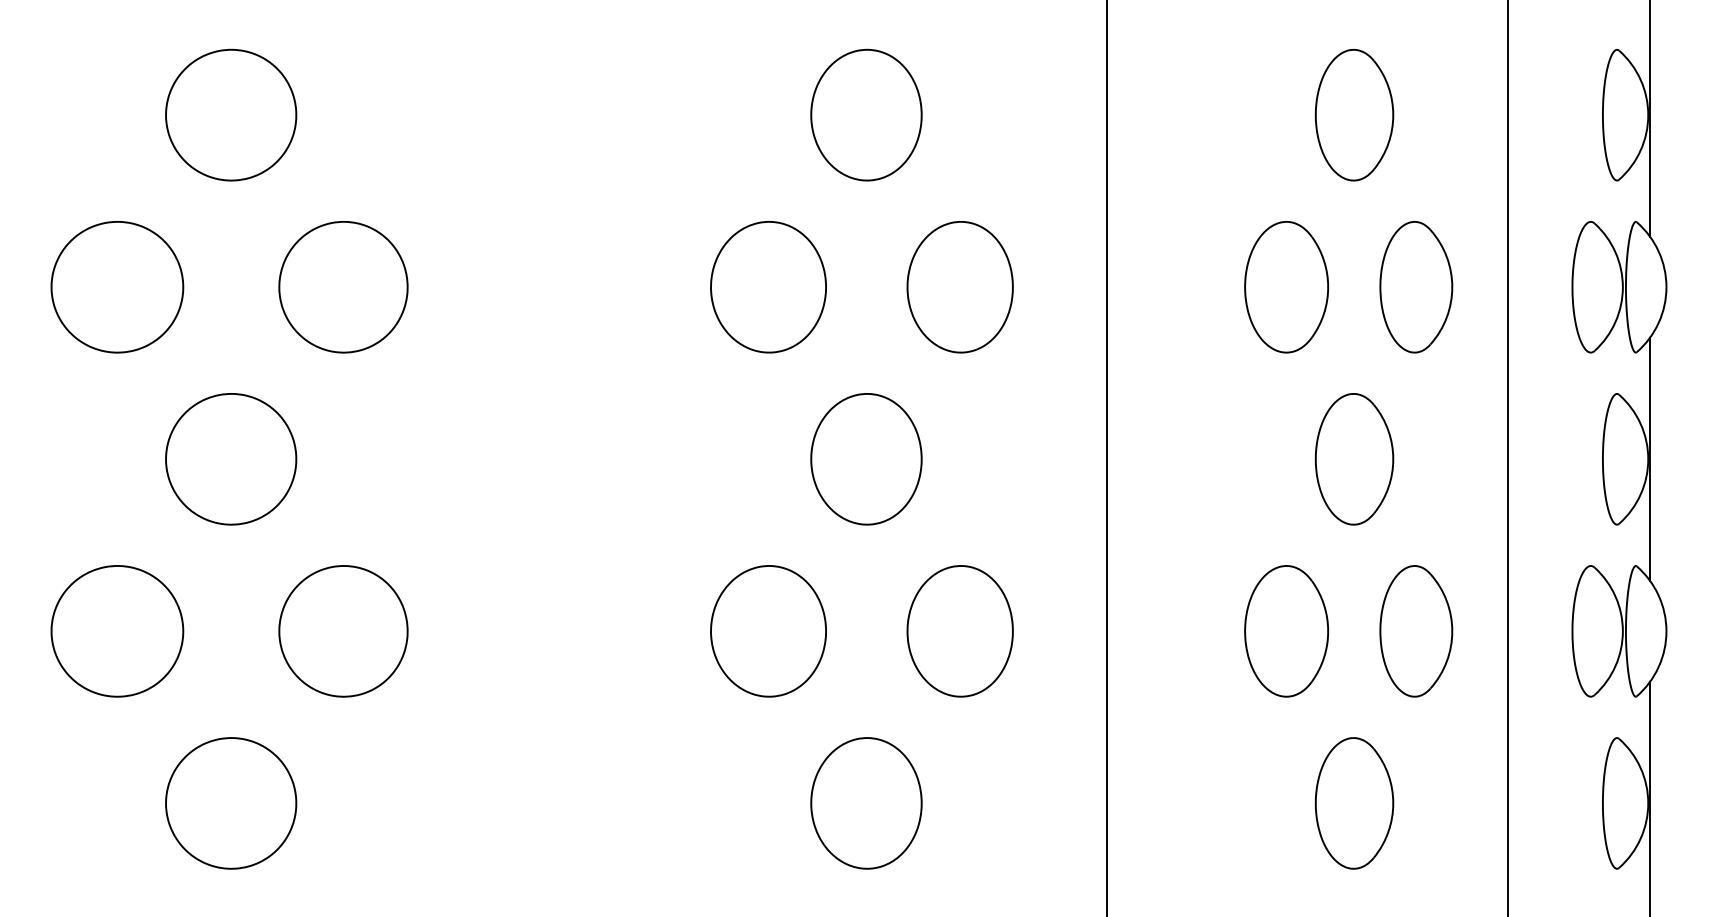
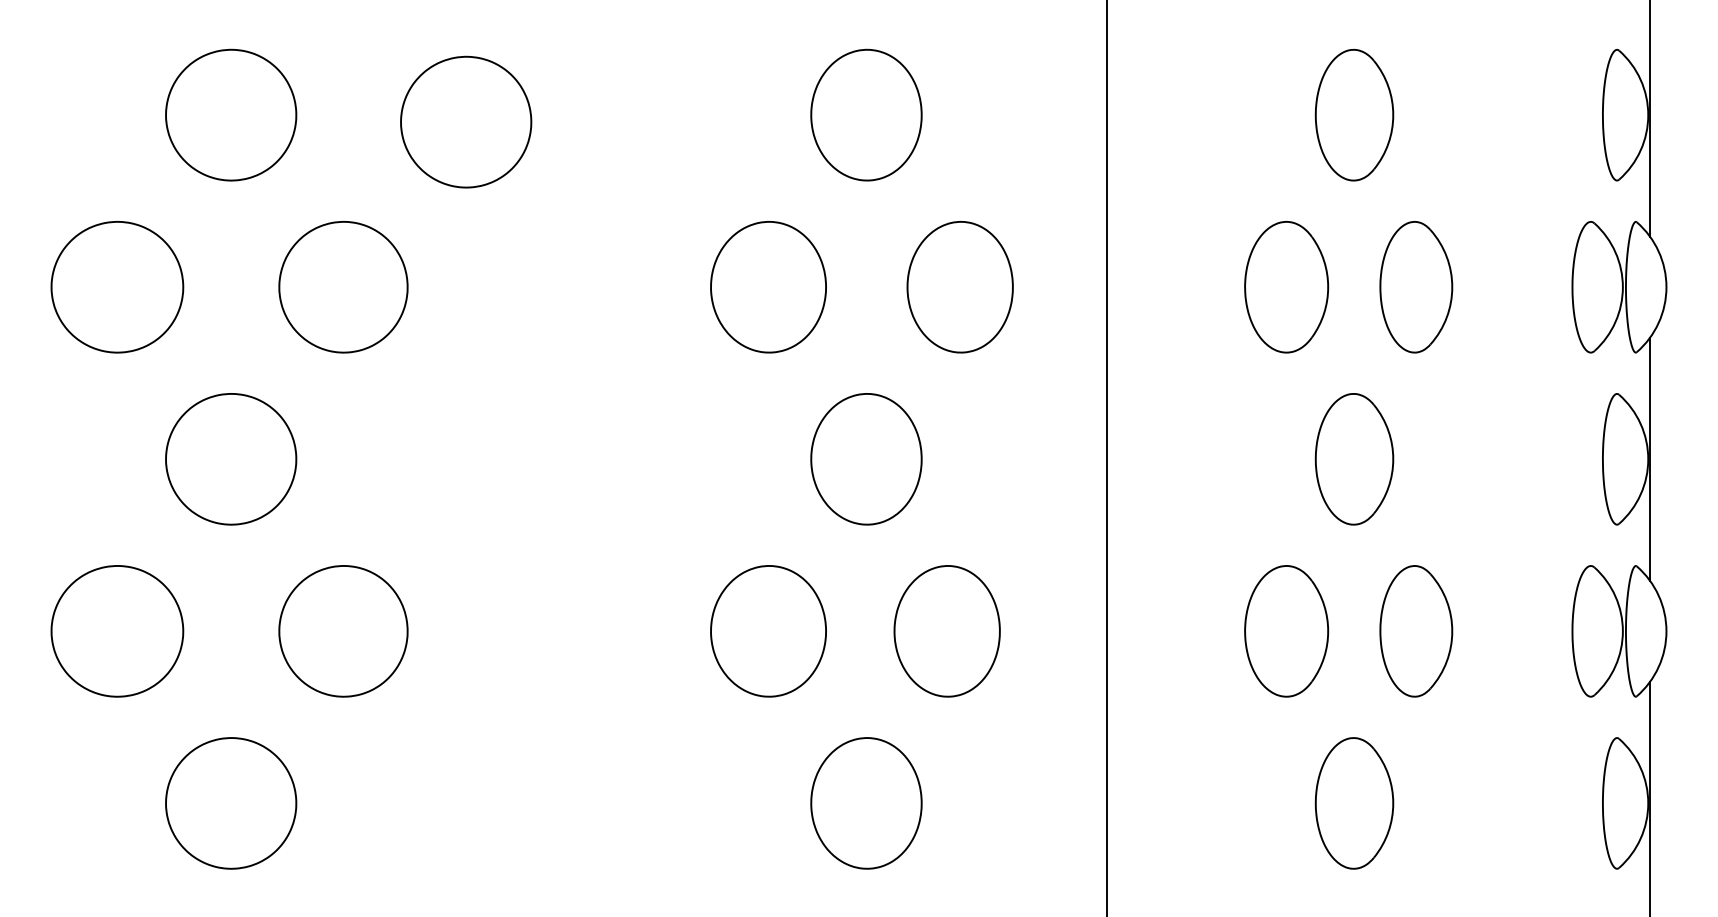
part: none -> present (466, 121)
line: present -> none (1507, 457)
part position: (959, 631) -> (946, 631) (946, 631)
